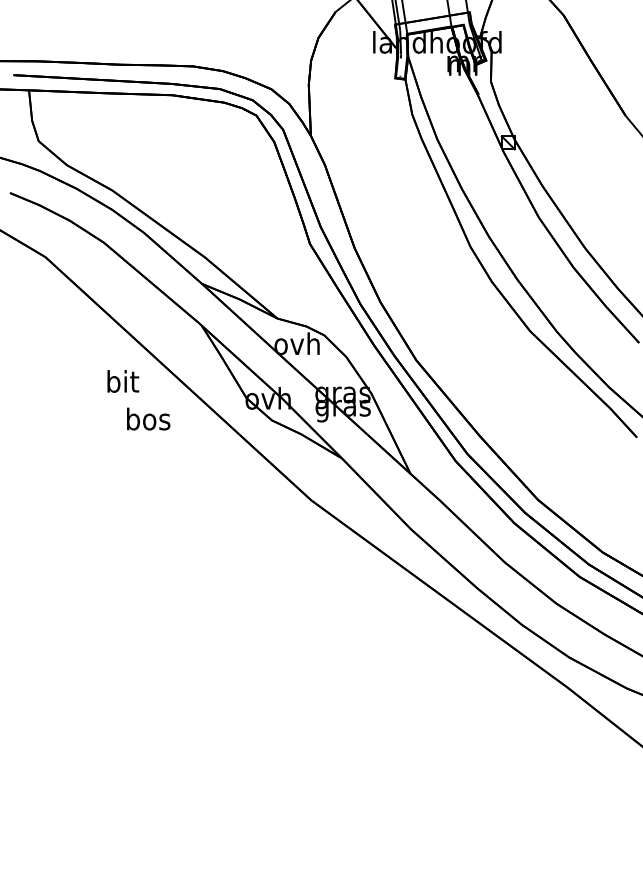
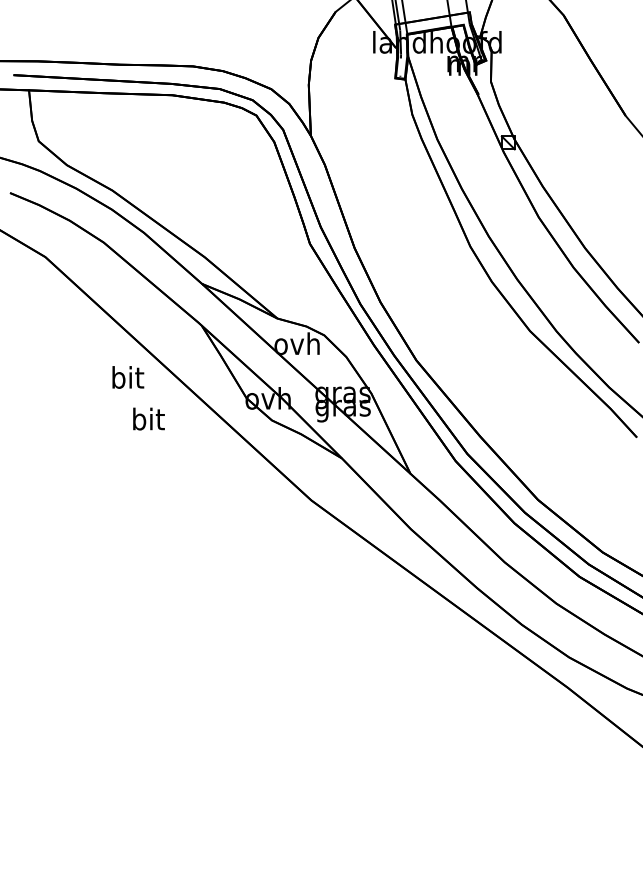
text position: (123, 381) -> (128, 377) (128, 377)
text: bos -> bit (148, 418)
